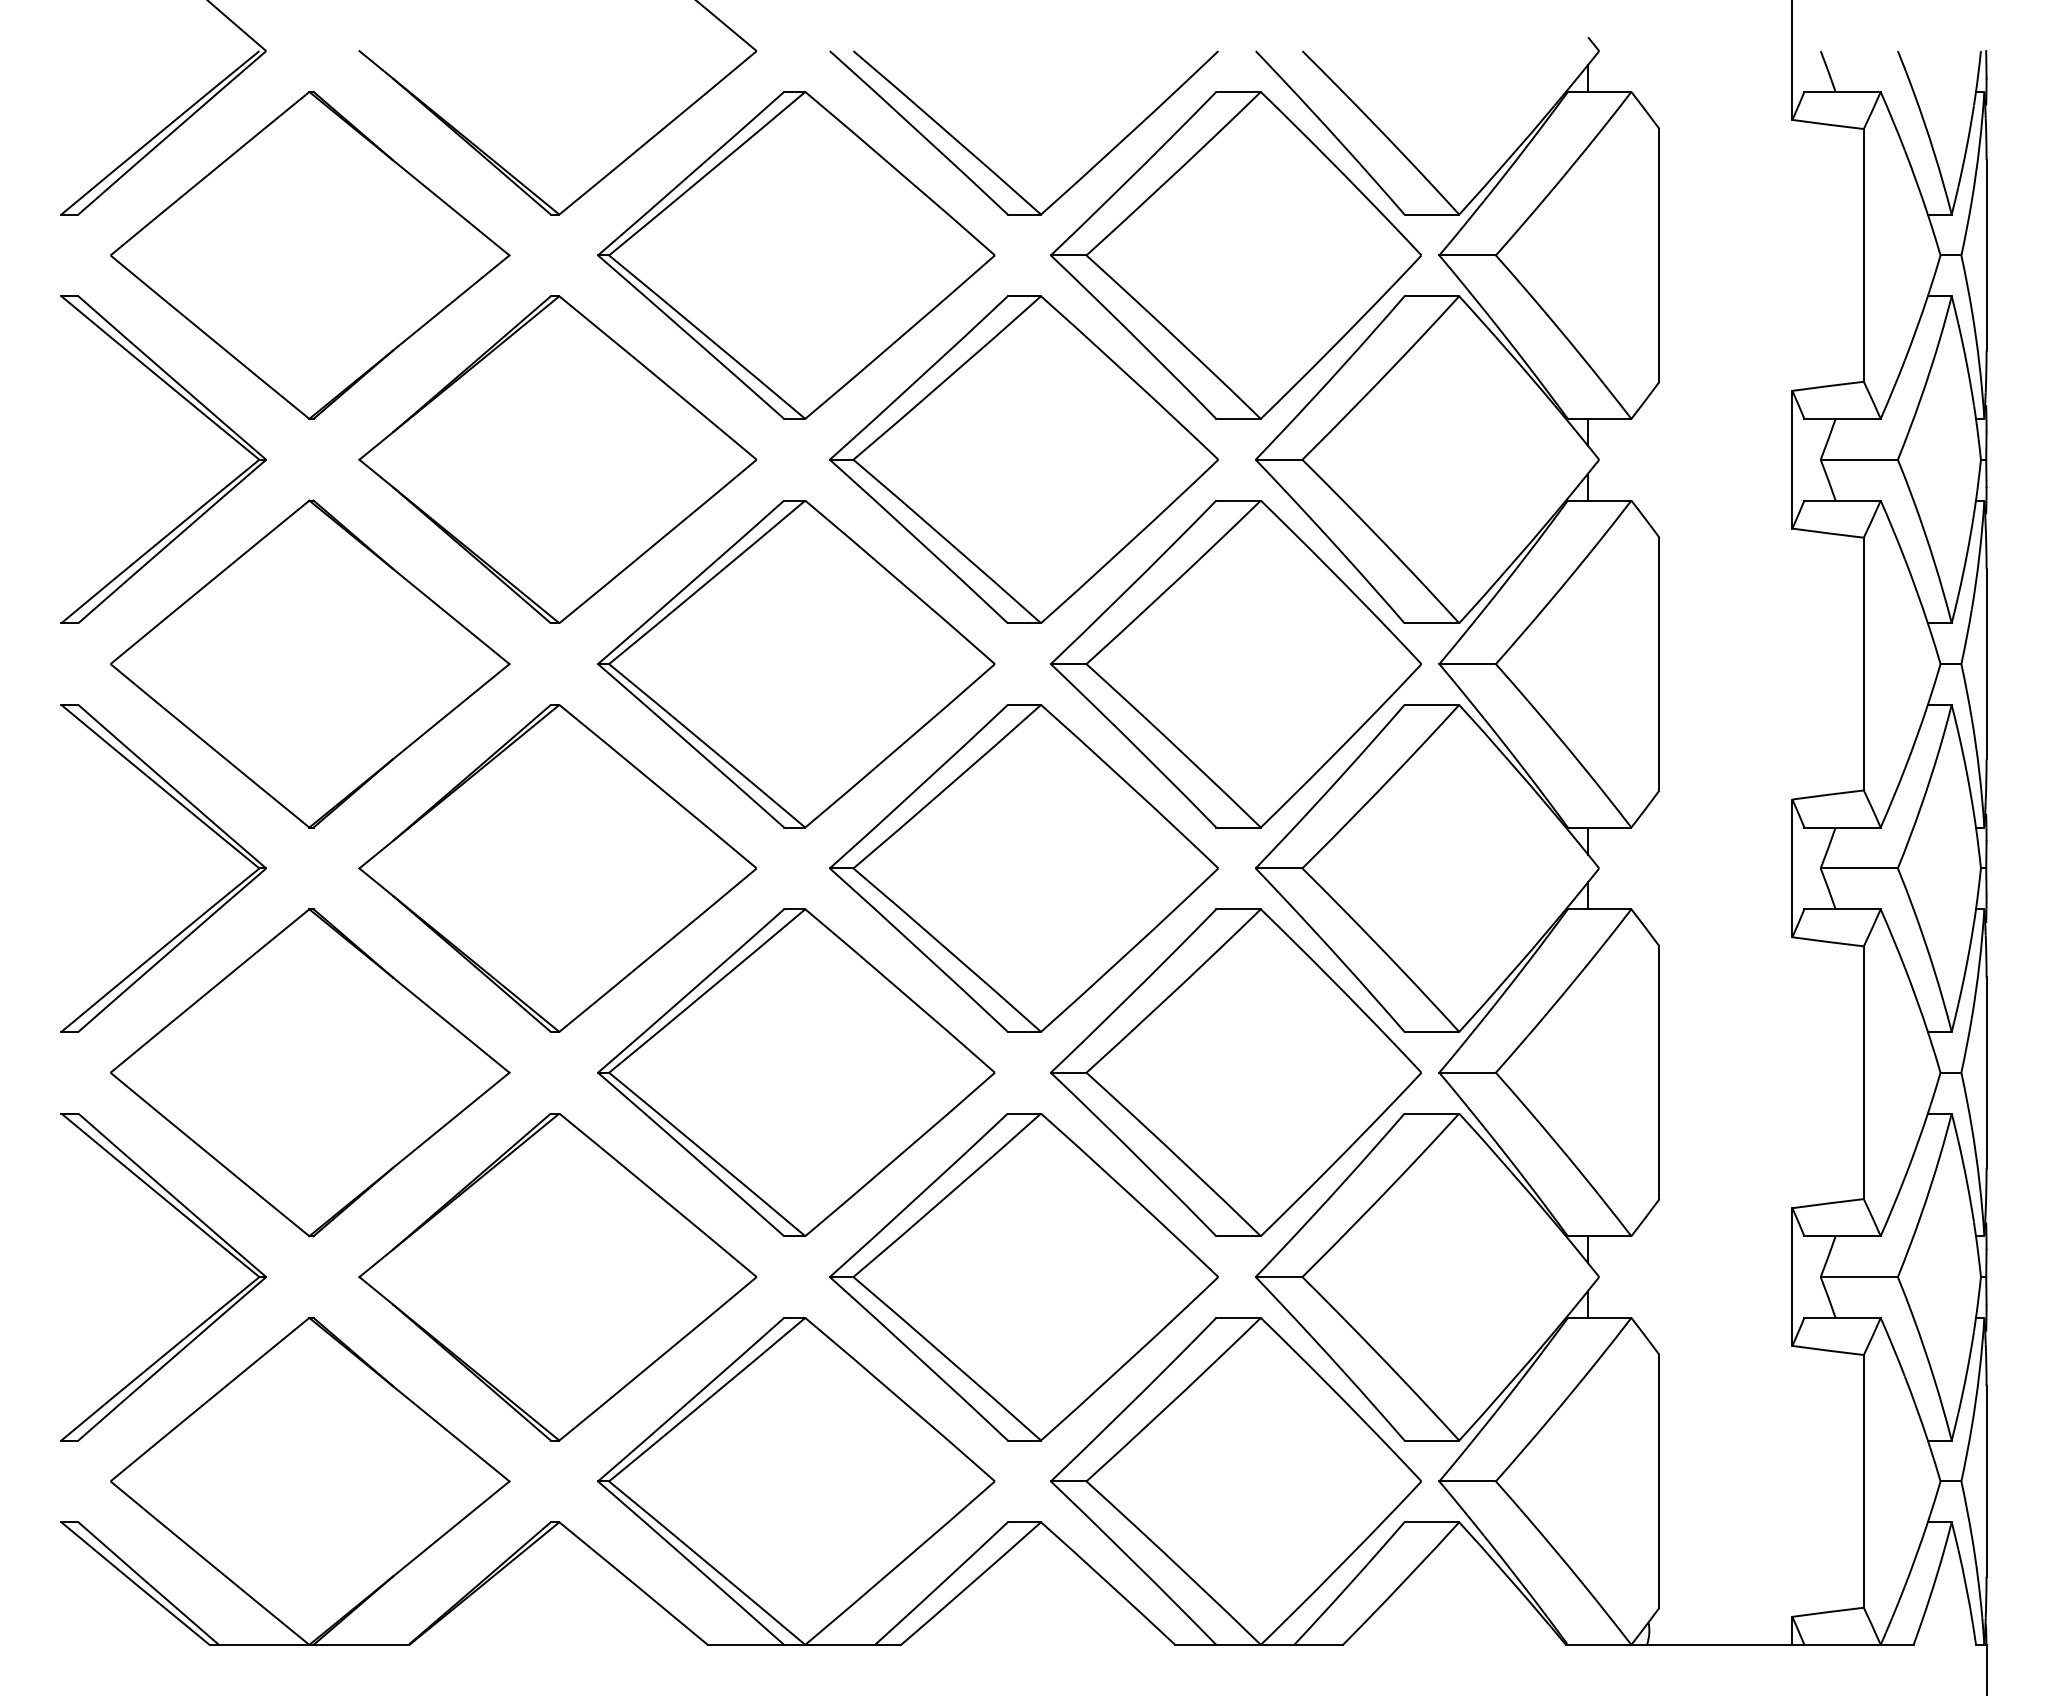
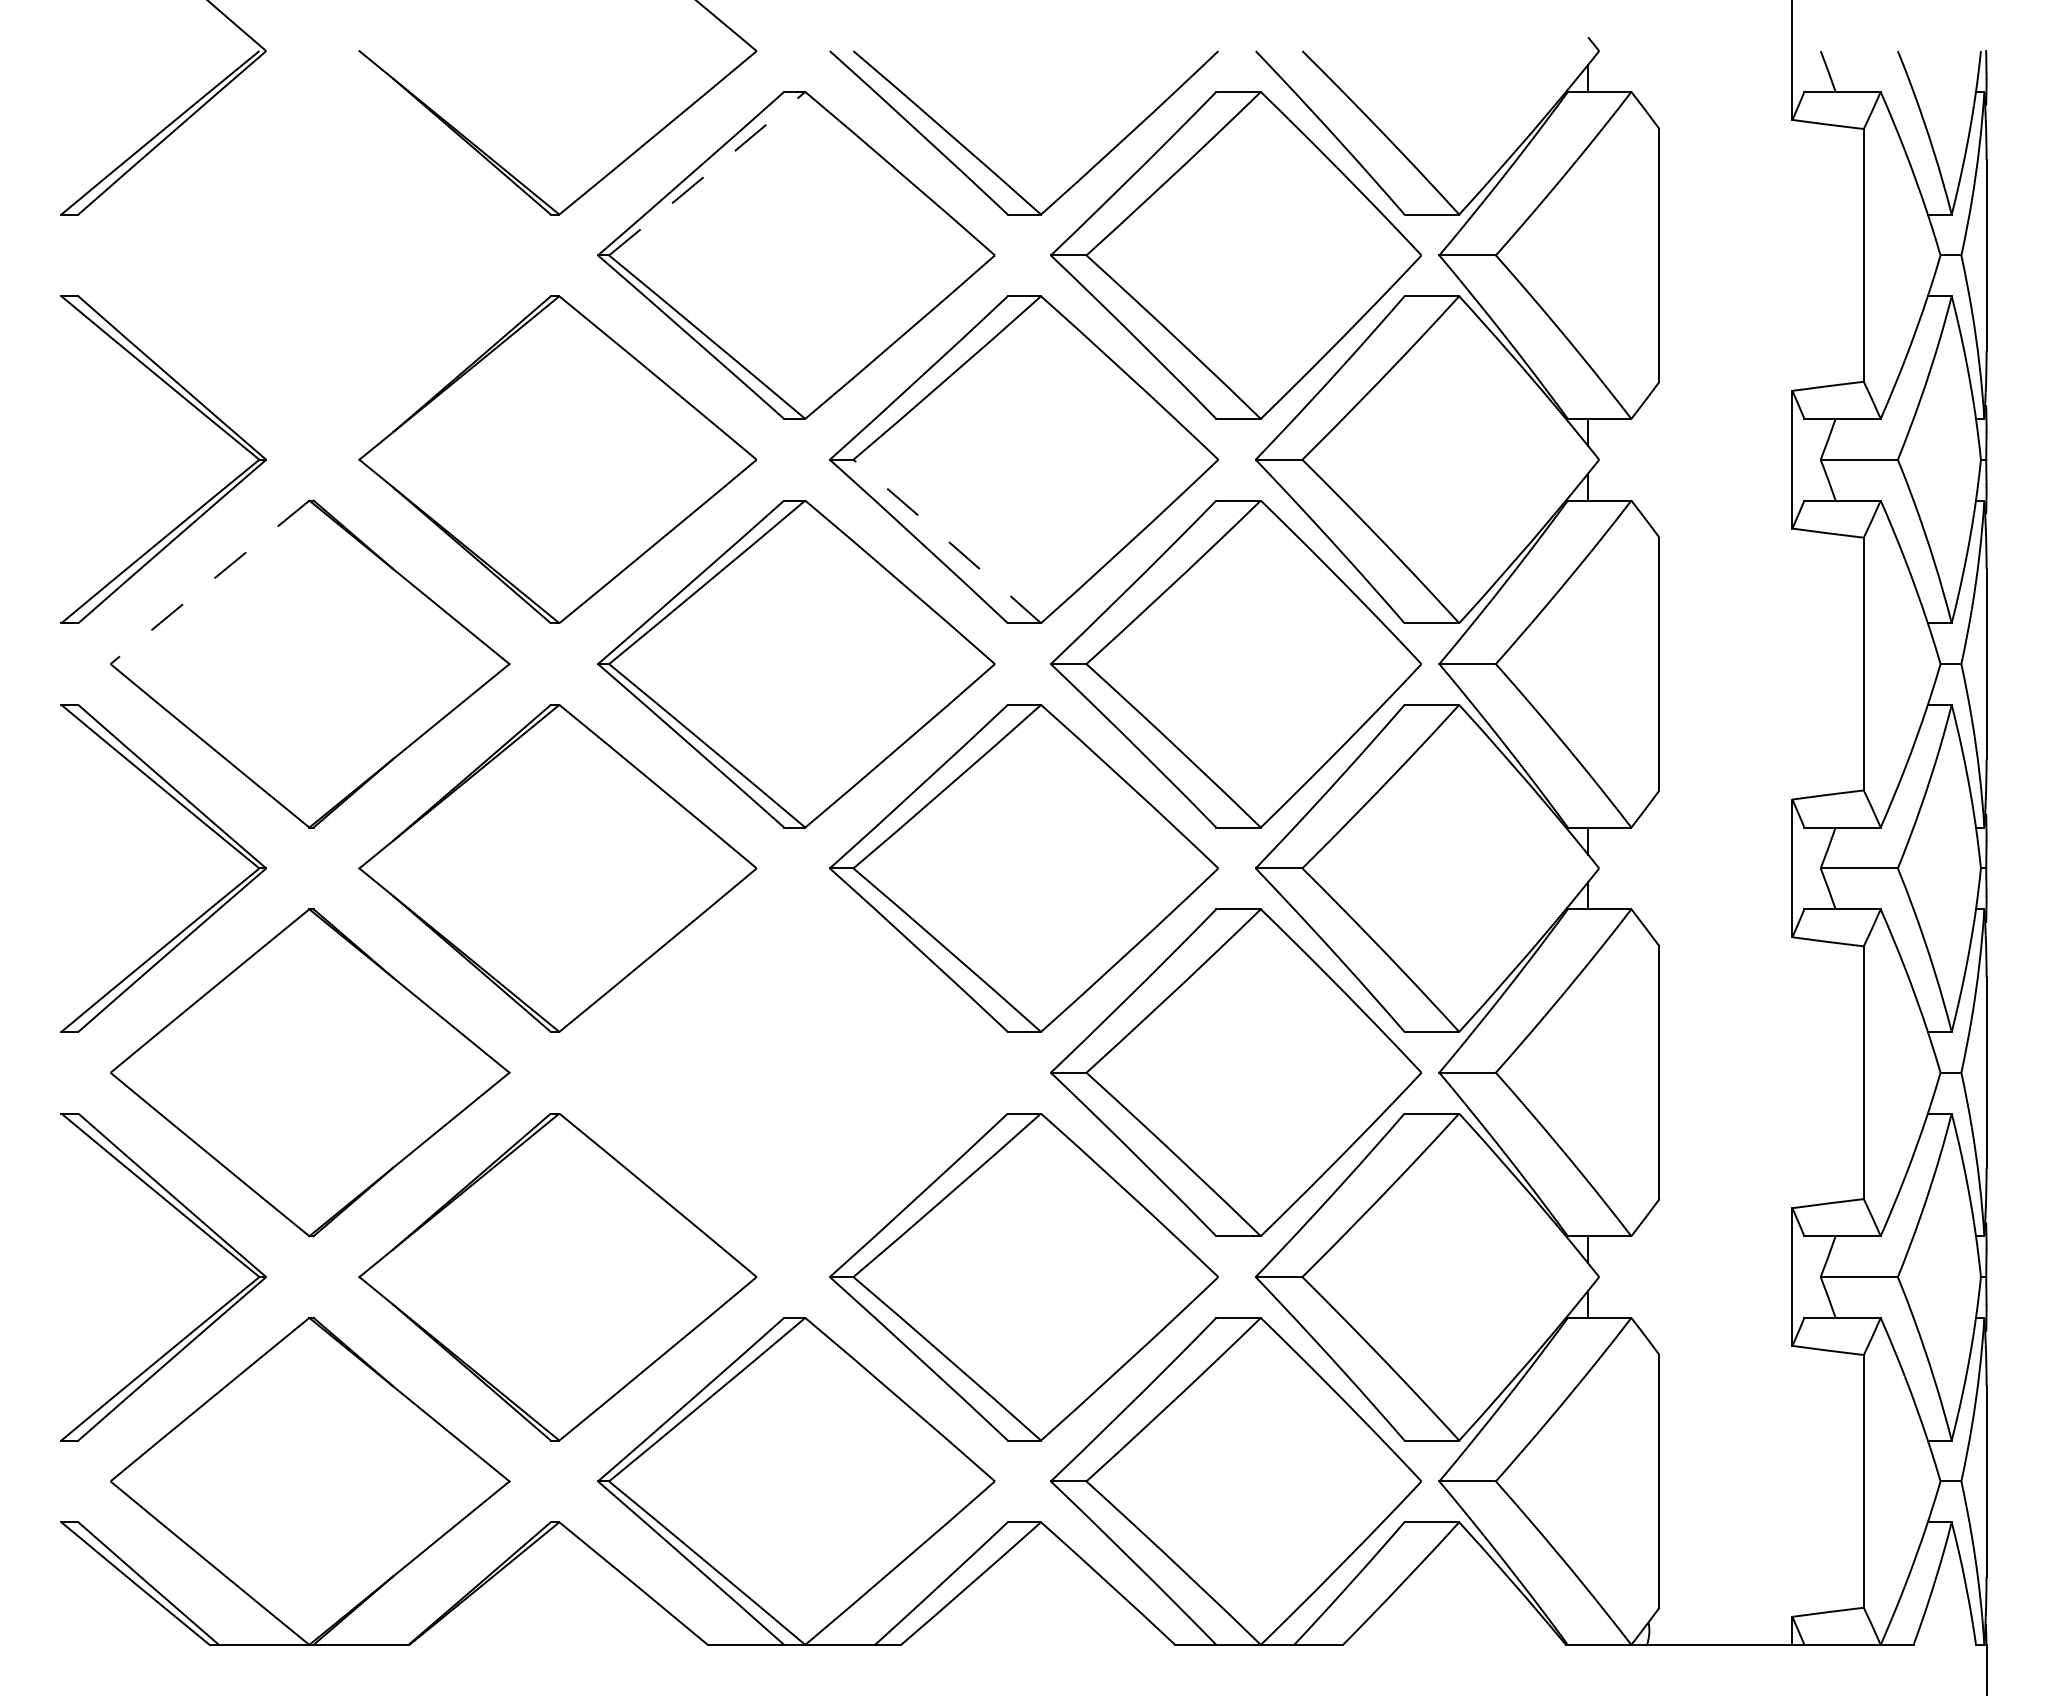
arc: solid -> dashed (707, 174)
part: present -> none (310, 254)
arc: solid -> dashed (947, 540)
arc: solid -> dashed (209, 582)
part: present -> none (796, 1072)
